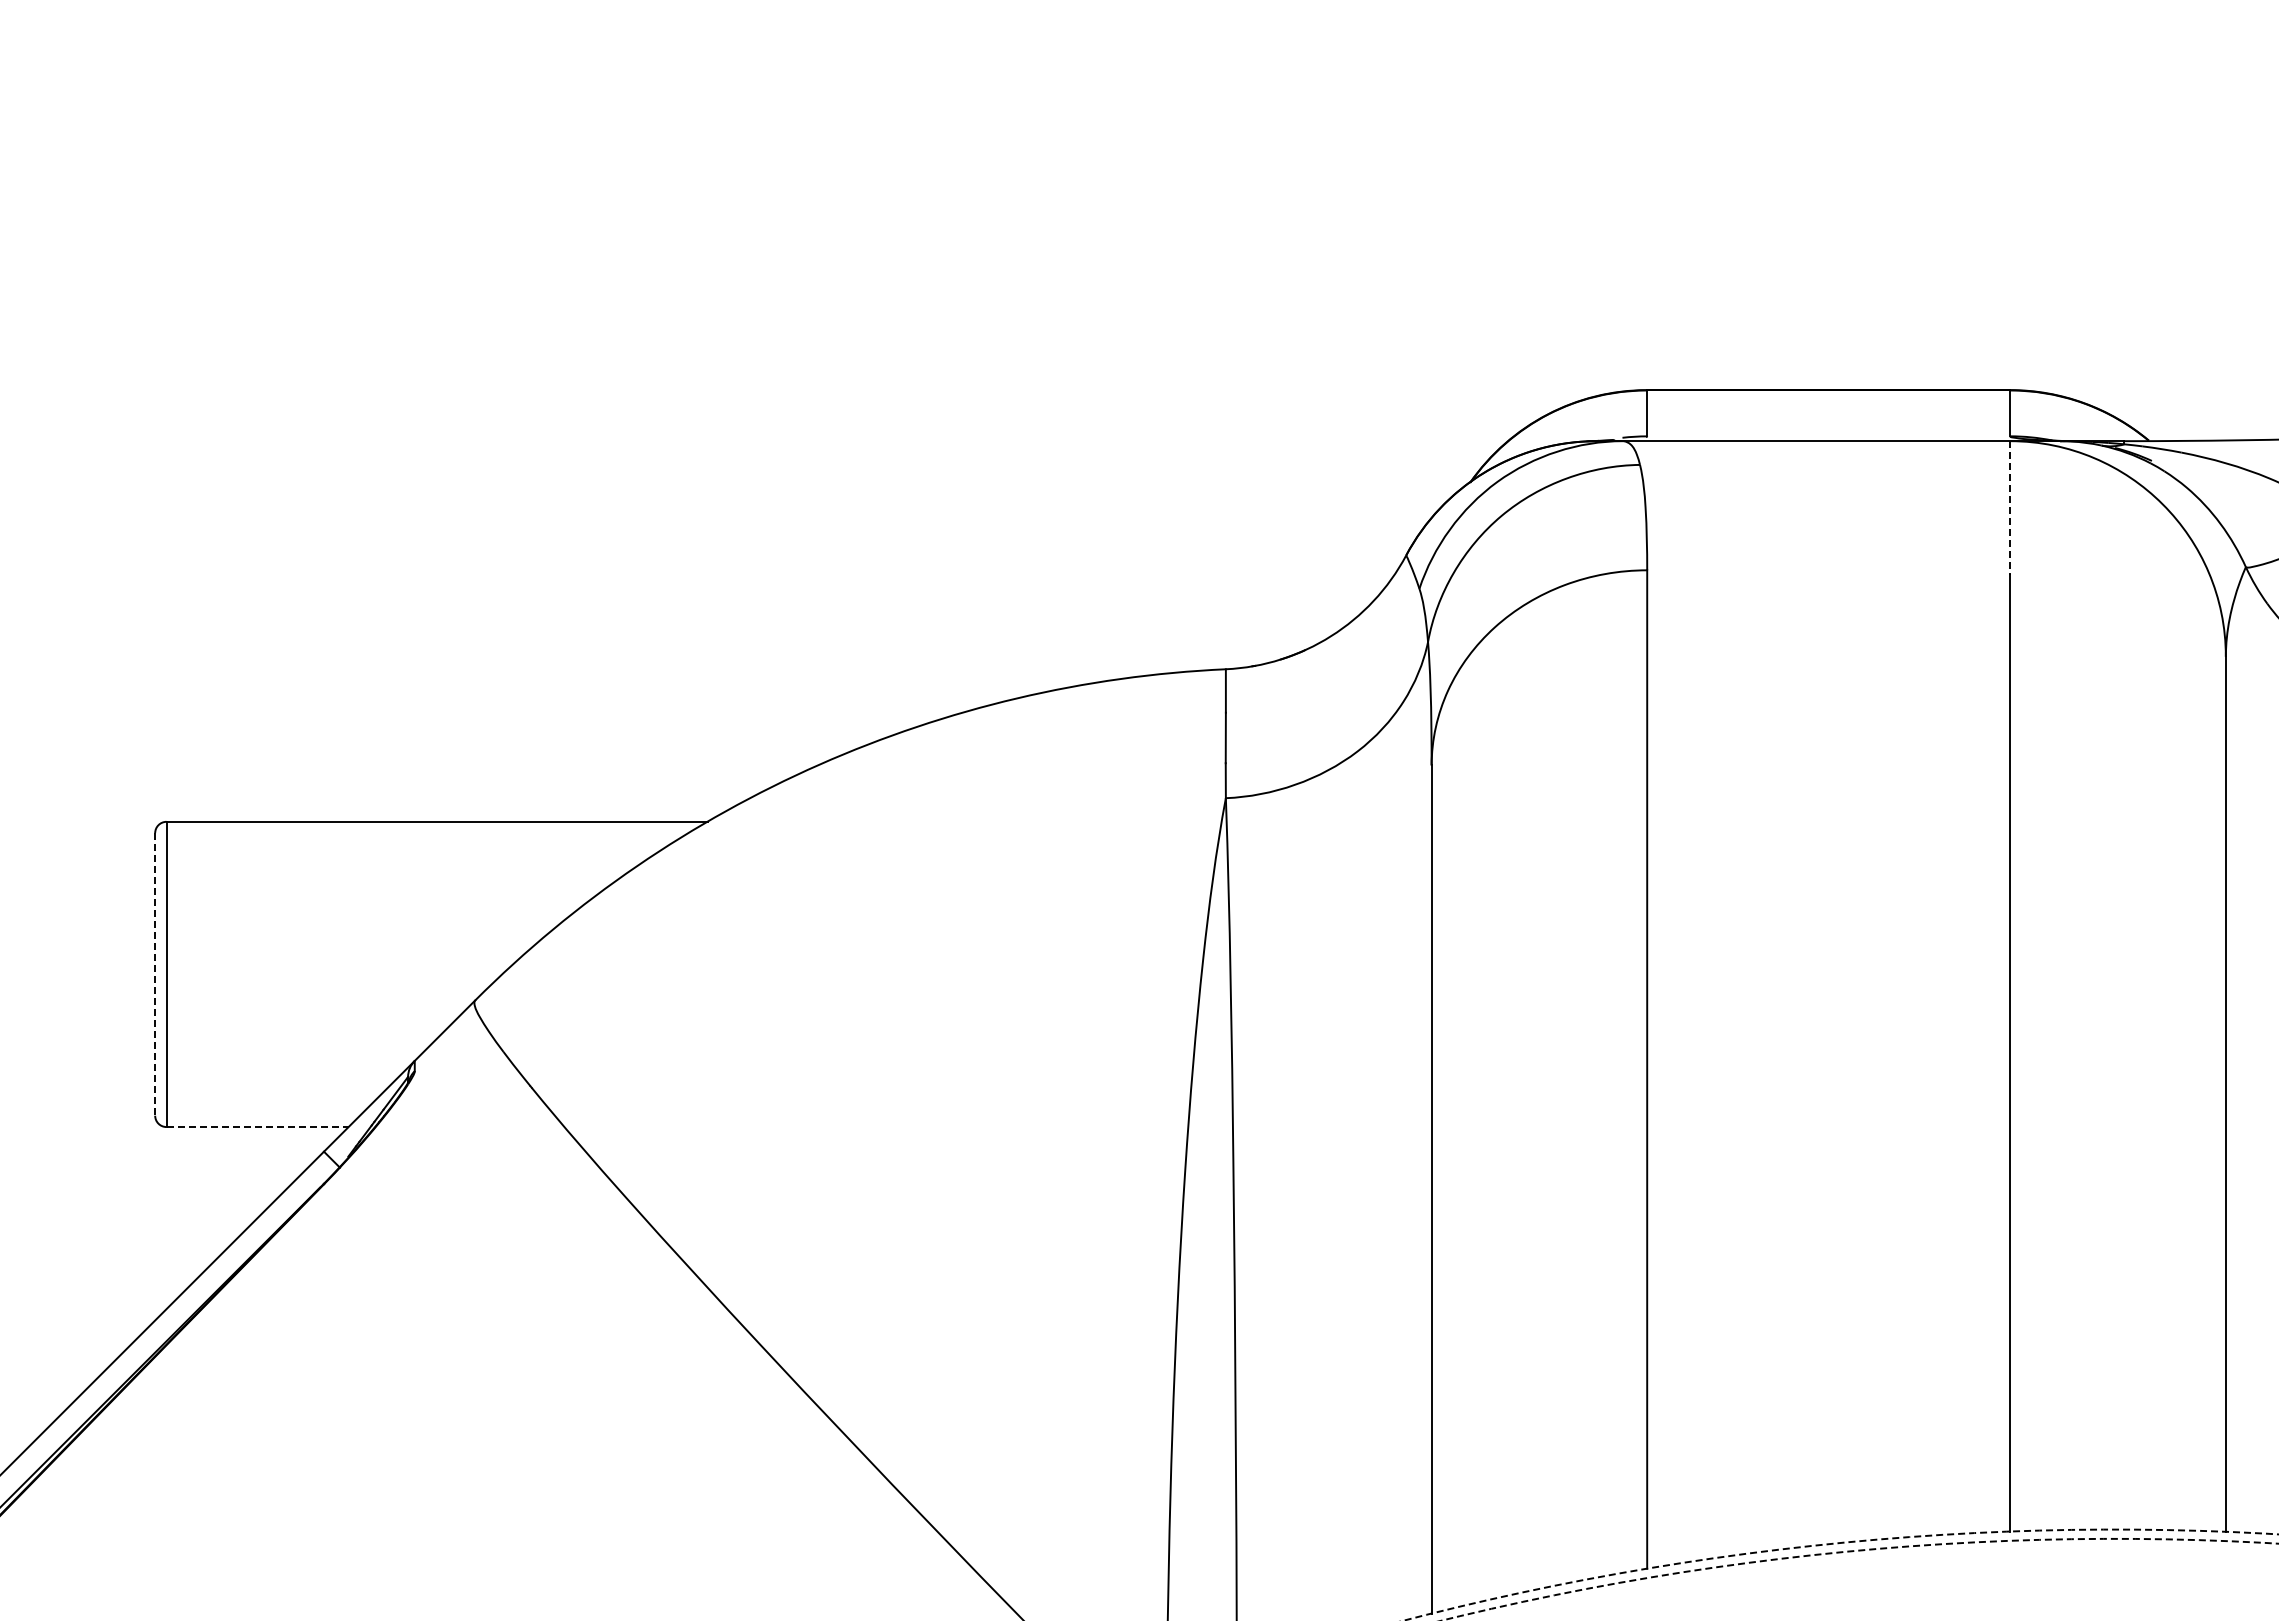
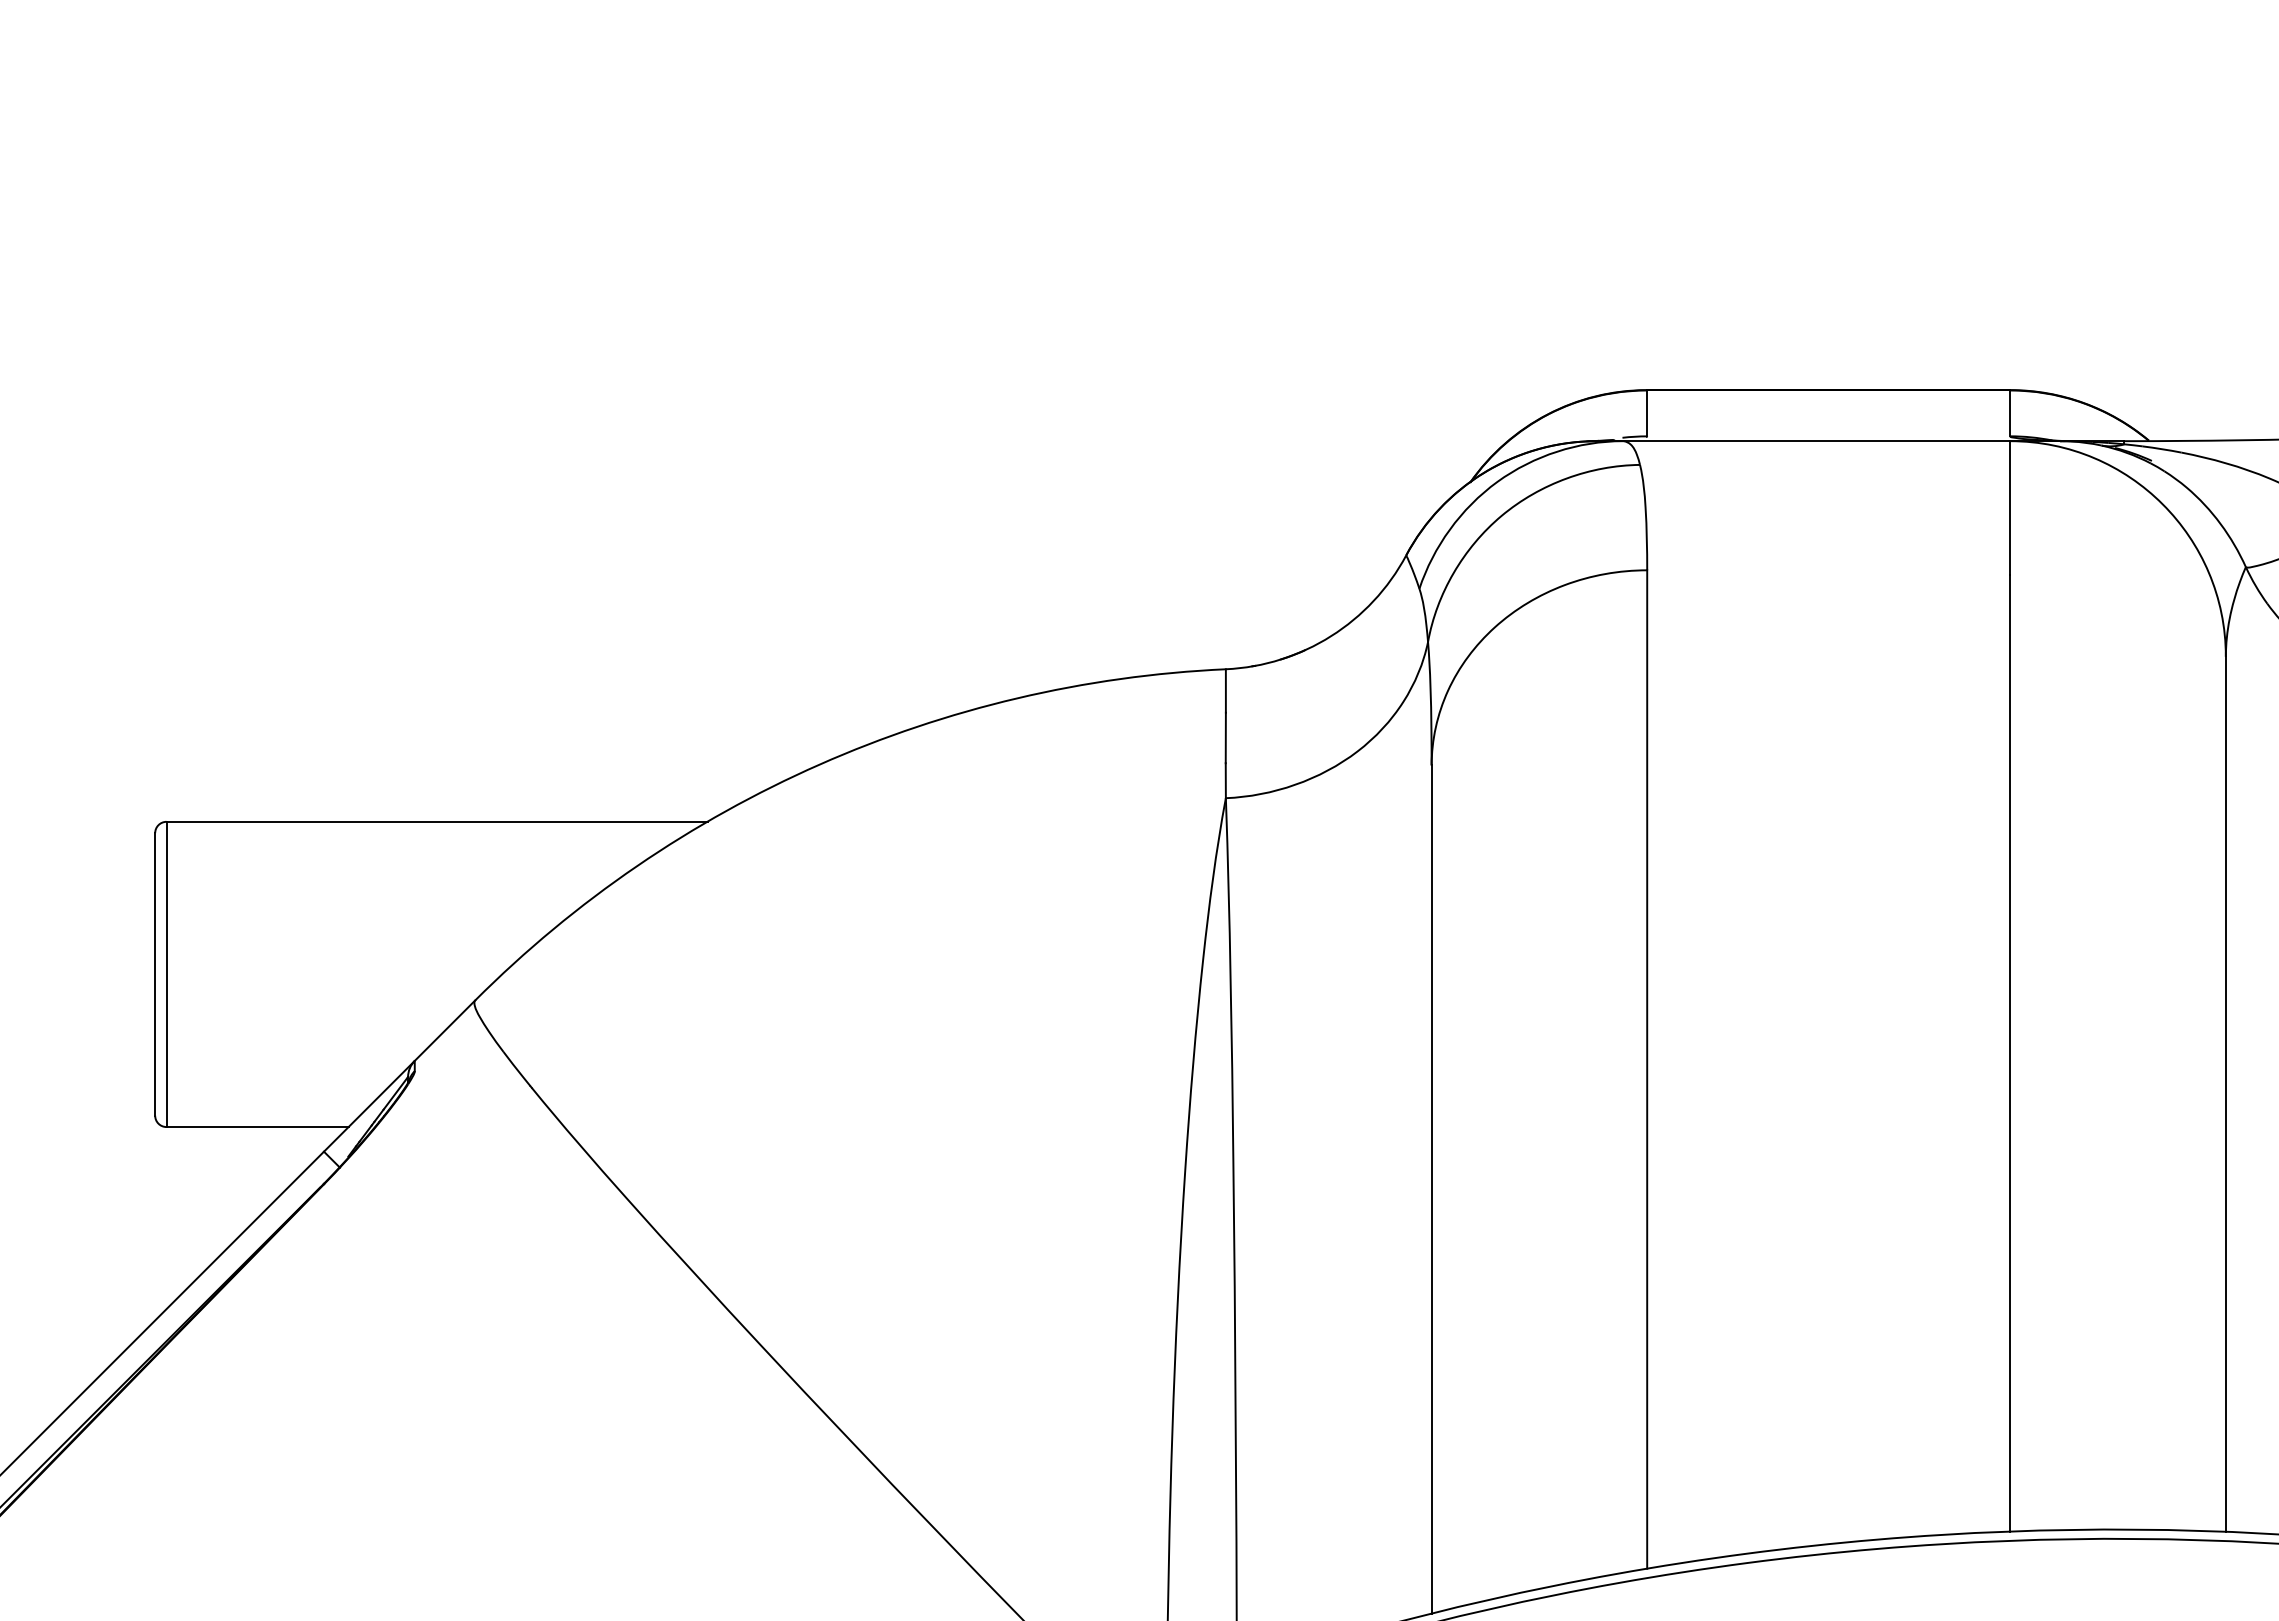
line: dashed -> solid (2010, 507)
line: dashed -> solid (155, 974)
line: dashed -> solid (258, 1127)
arc: dashed -> solid (1838, 1543)
arc: dashed -> solid (1857, 1550)
